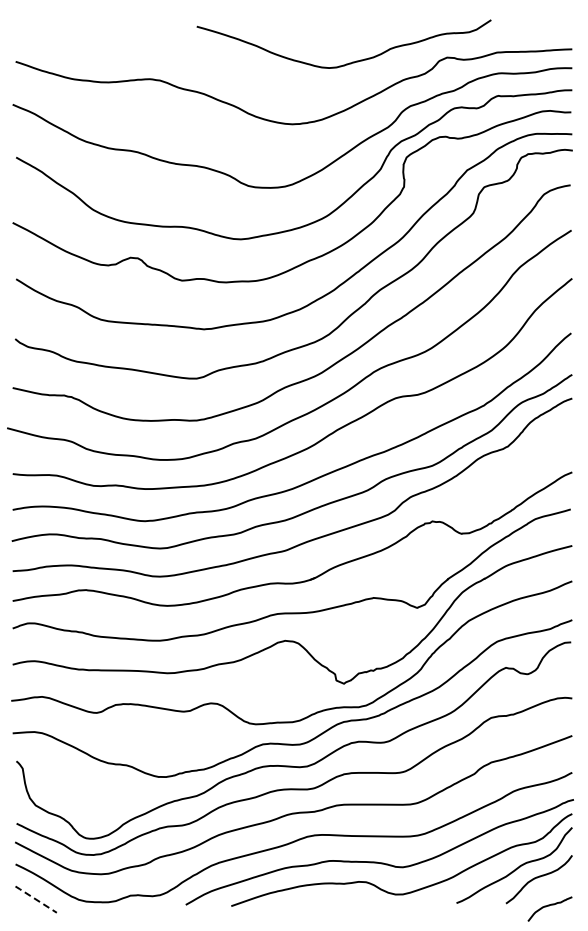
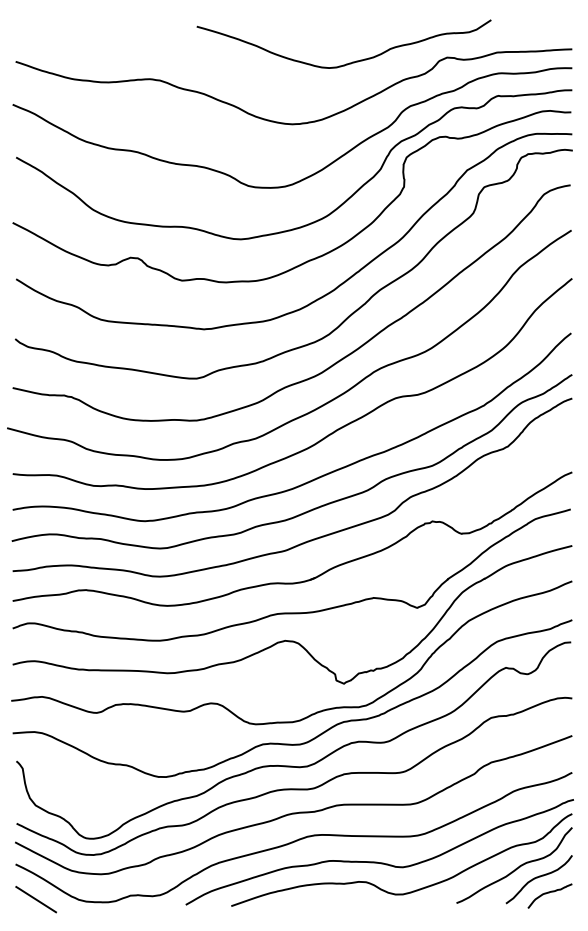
line: dashed -> solid (35, 899)
curve position: (549, 906) -> (549, 893) (549, 893)
